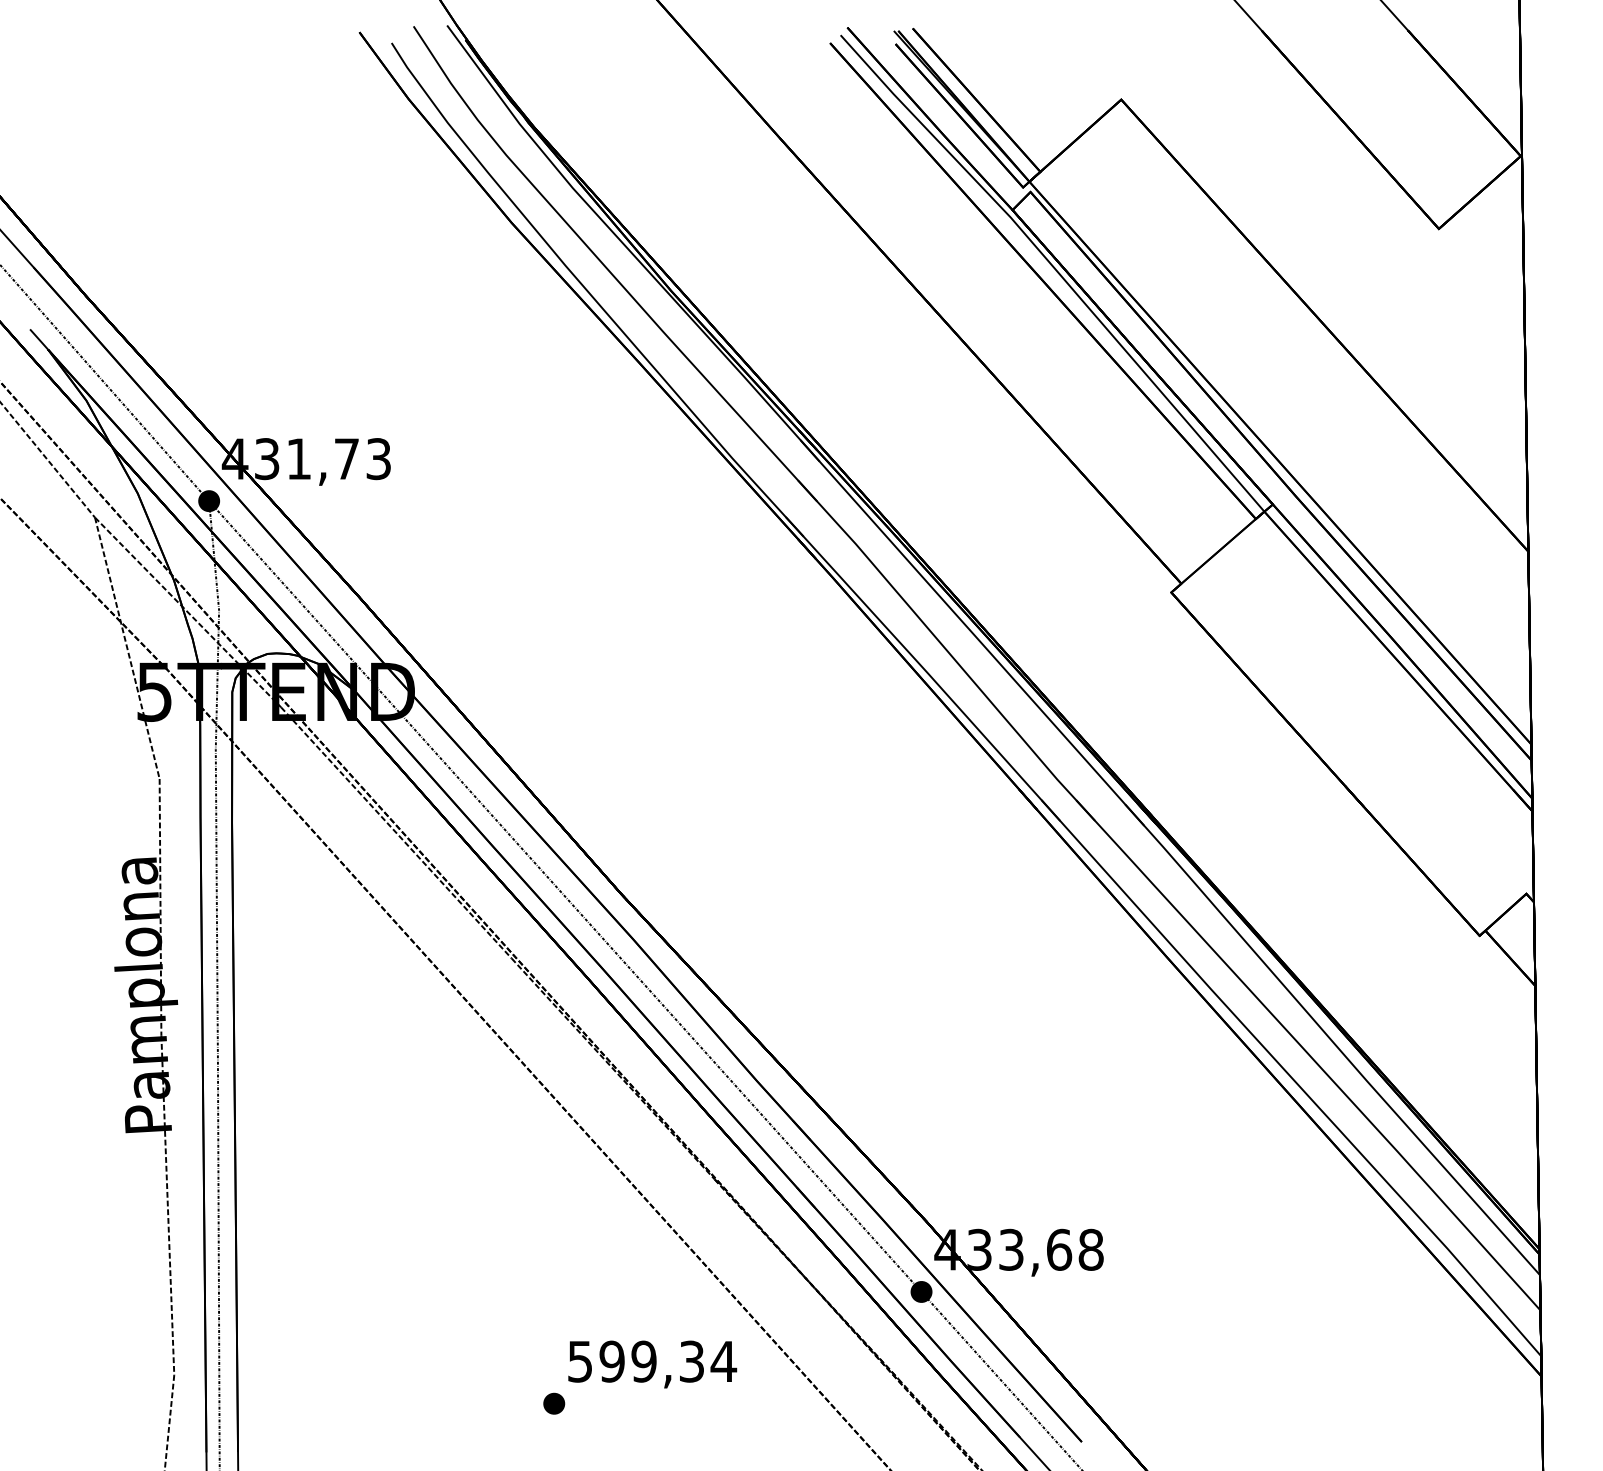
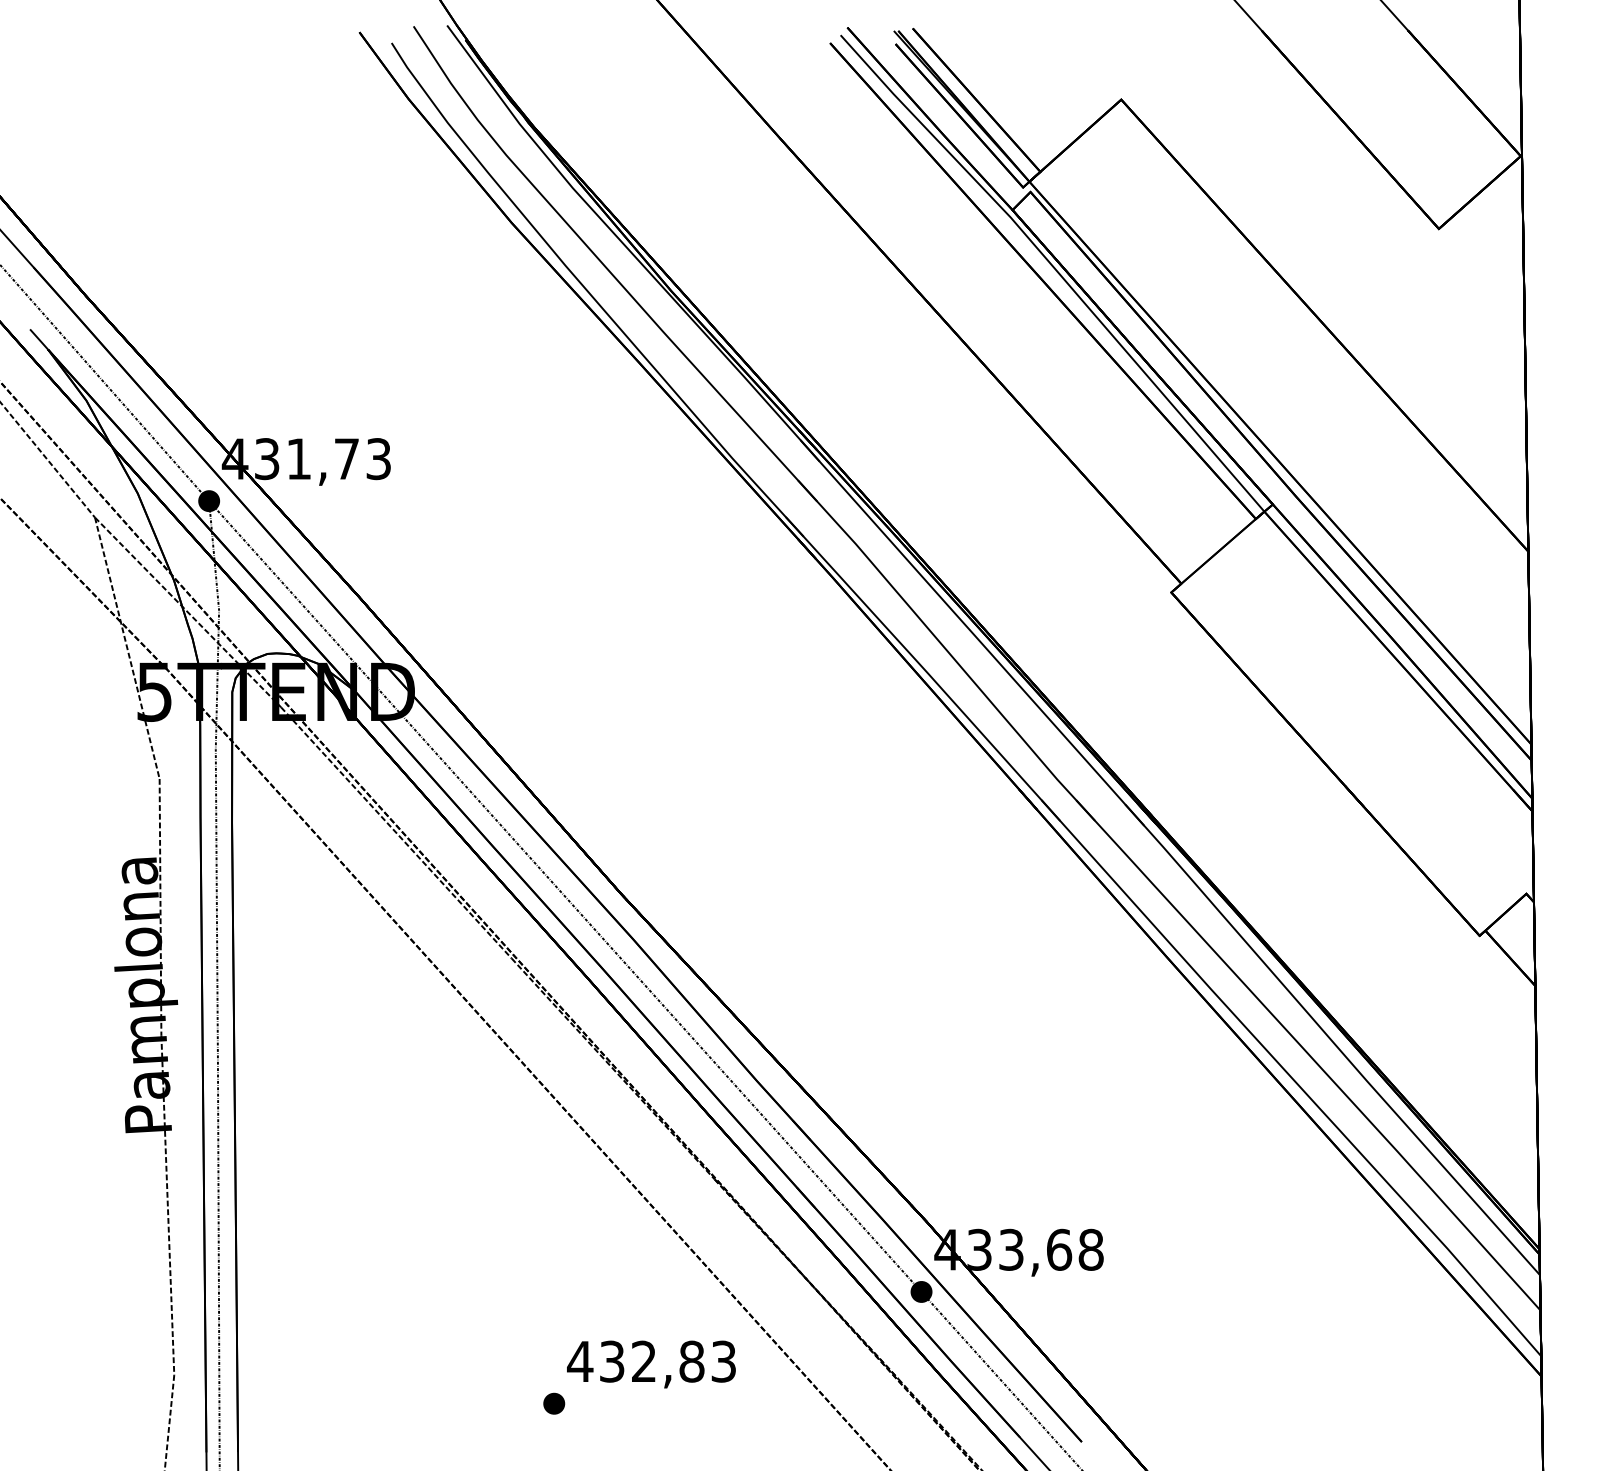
text: 599,34 -> 432,83 (652, 1361)
